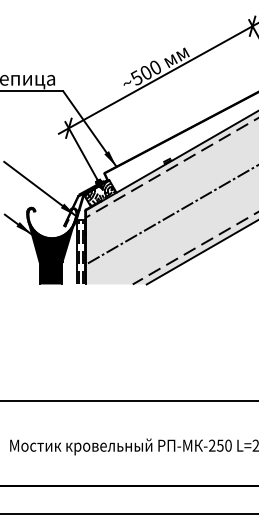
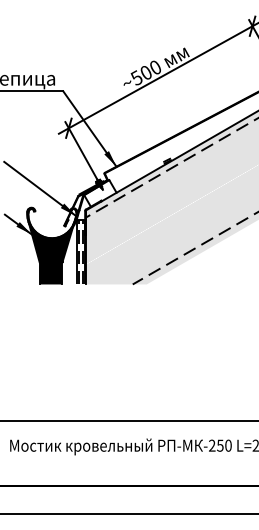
hatch: present -> none (99, 192)
line: present -> none (170, 215)
line: present -> none (200, 252)
line position: (128, 400) -> (128, 420) (128, 420)
